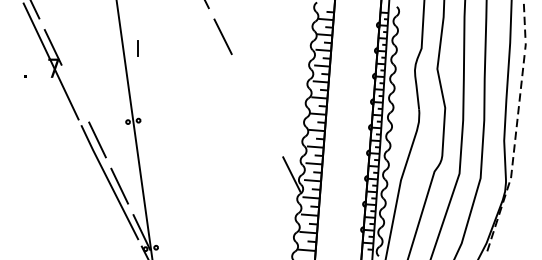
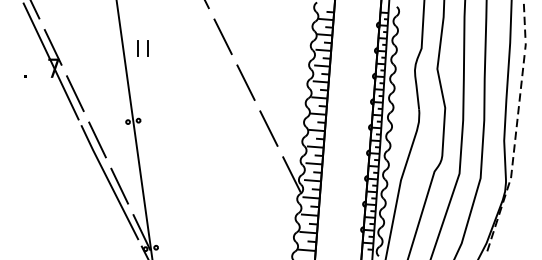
line: none -> present (147, 48)
line: none -> present (245, 82)
line: none -> present (75, 93)
line: none -> present (268, 128)
